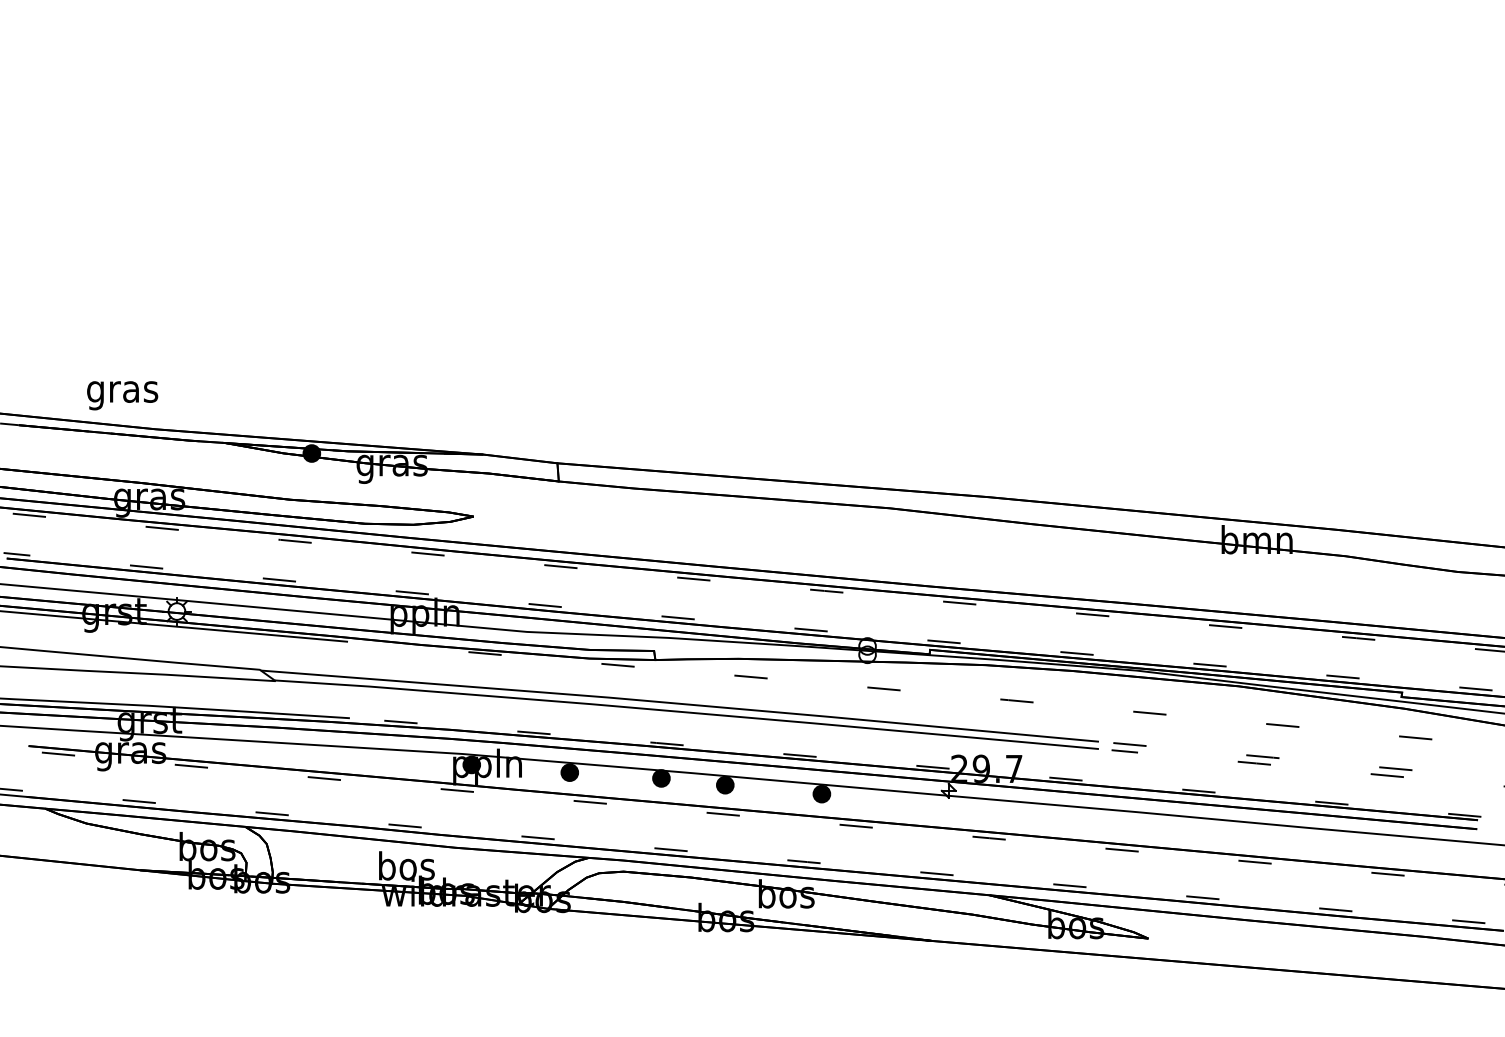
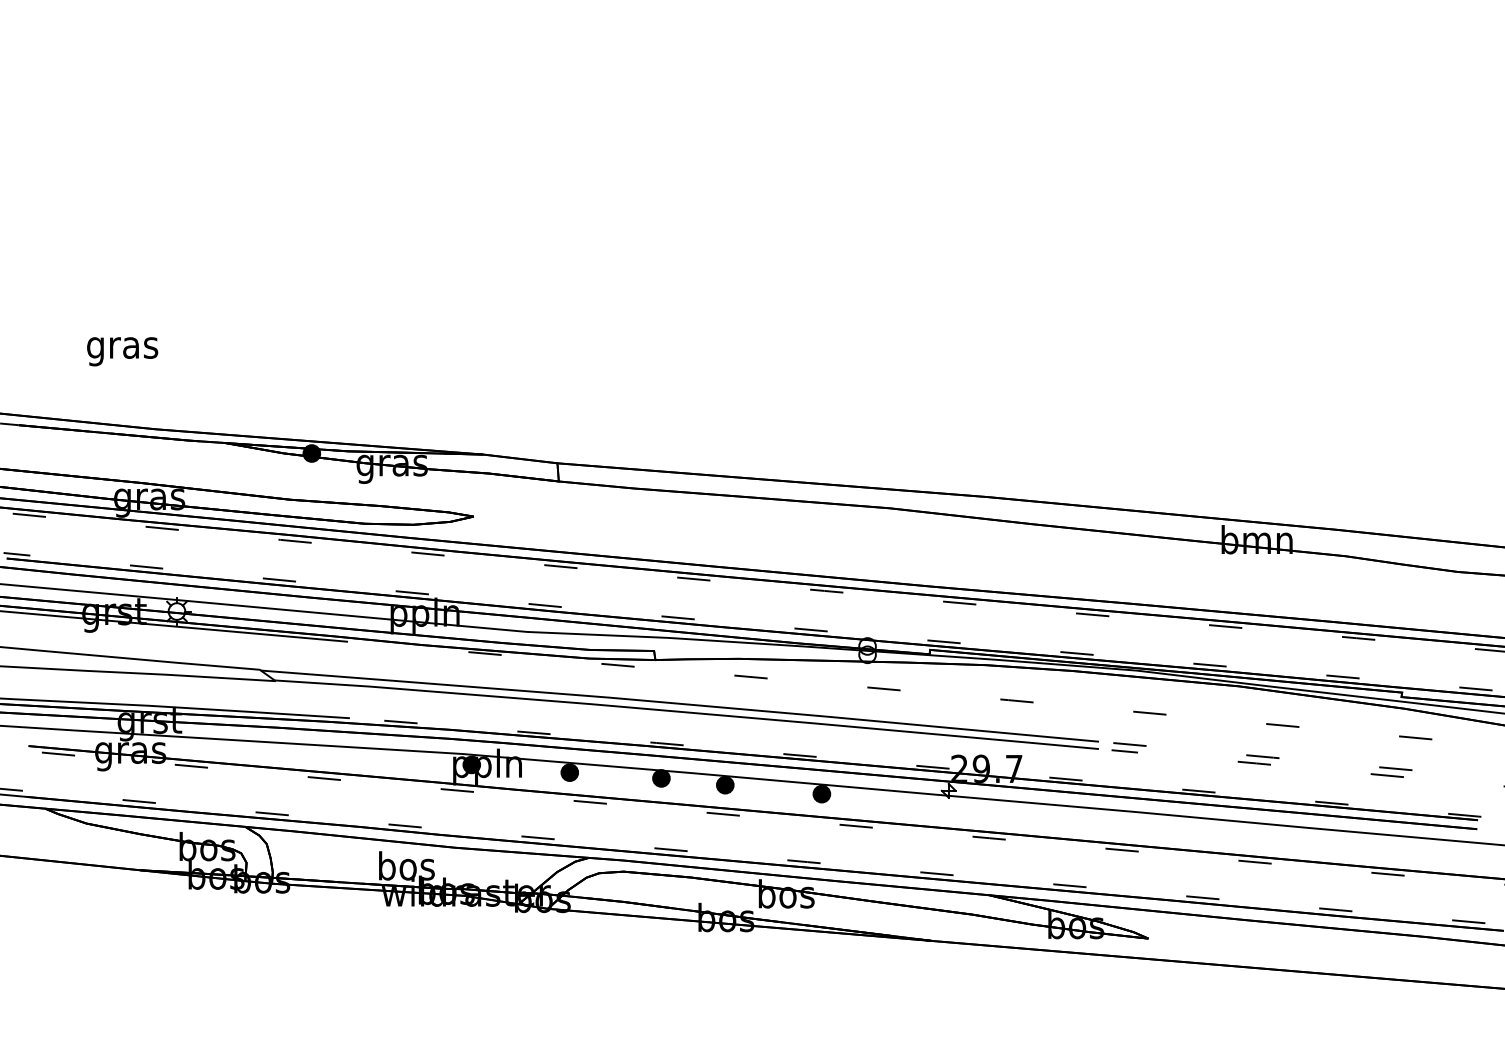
text position: (122, 395) -> (122, 351) (122, 351)
